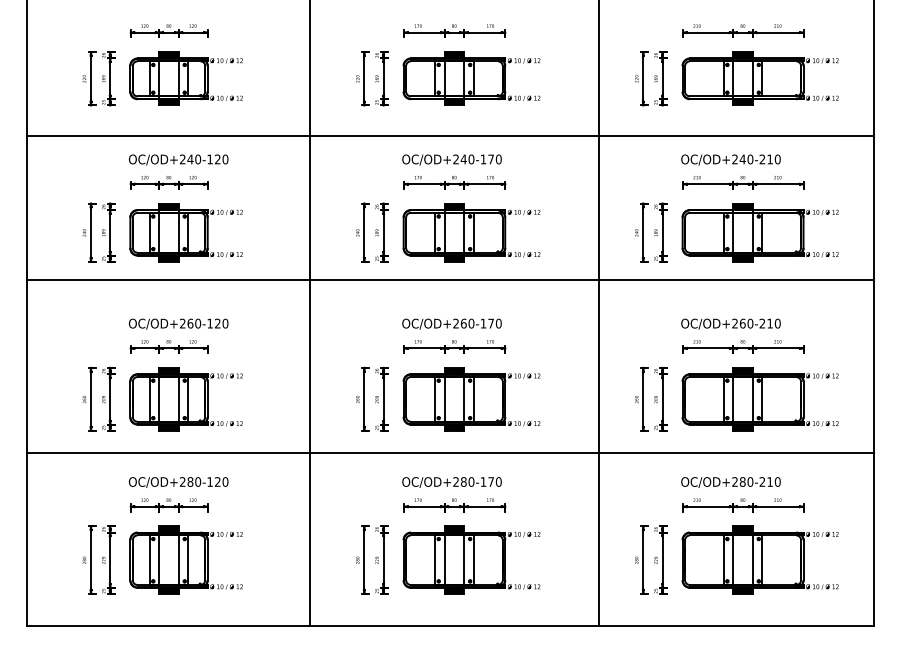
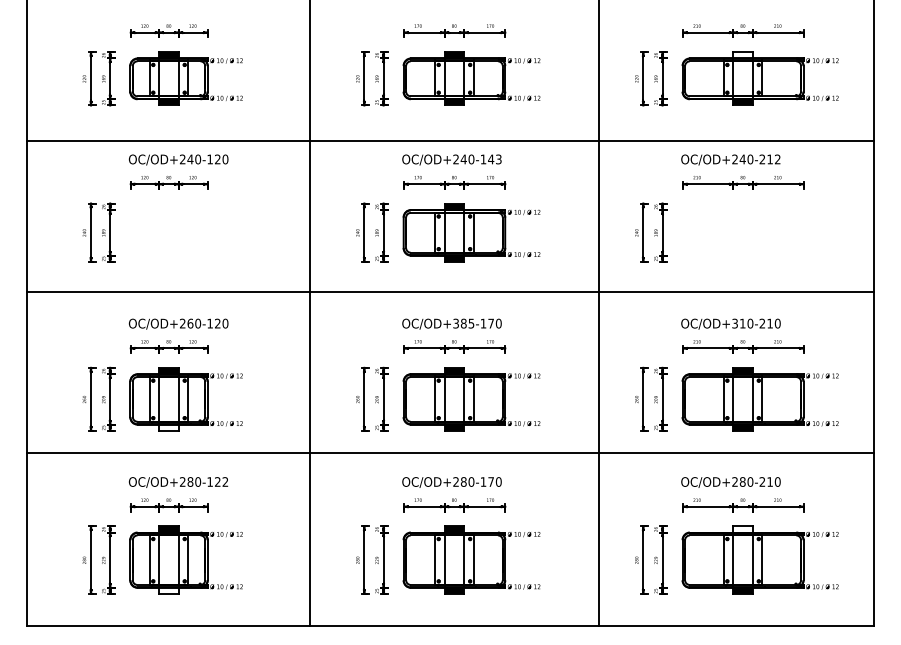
fill: present -> none (742, 55)
line position: (450, 135) -> (450, 140) (450, 140)
text: OC/OD+240-170 -> OC/OD+240-143 (494, 159)
text: OC/OD+240-210 -> OC/OD+240-212 (777, 159)
part: present -> none (185, 232)
part: present -> none (759, 232)
line position: (450, 279) -> (450, 291) (450, 291)
text: OC/OD+260-170 -> OC/OD+385-170 (463, 323)
text: OC/OD+260-210 -> OC/OD+310-210 (738, 323)
fill: present -> none (168, 427)
text: OC/OD+280-120 -> OC/OD+280-122 (225, 481)
fill: present -> none (742, 529)
fill: present -> none (168, 590)
